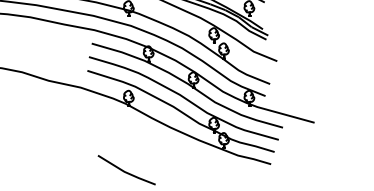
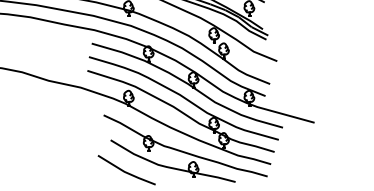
part: none -> present (185, 148)
